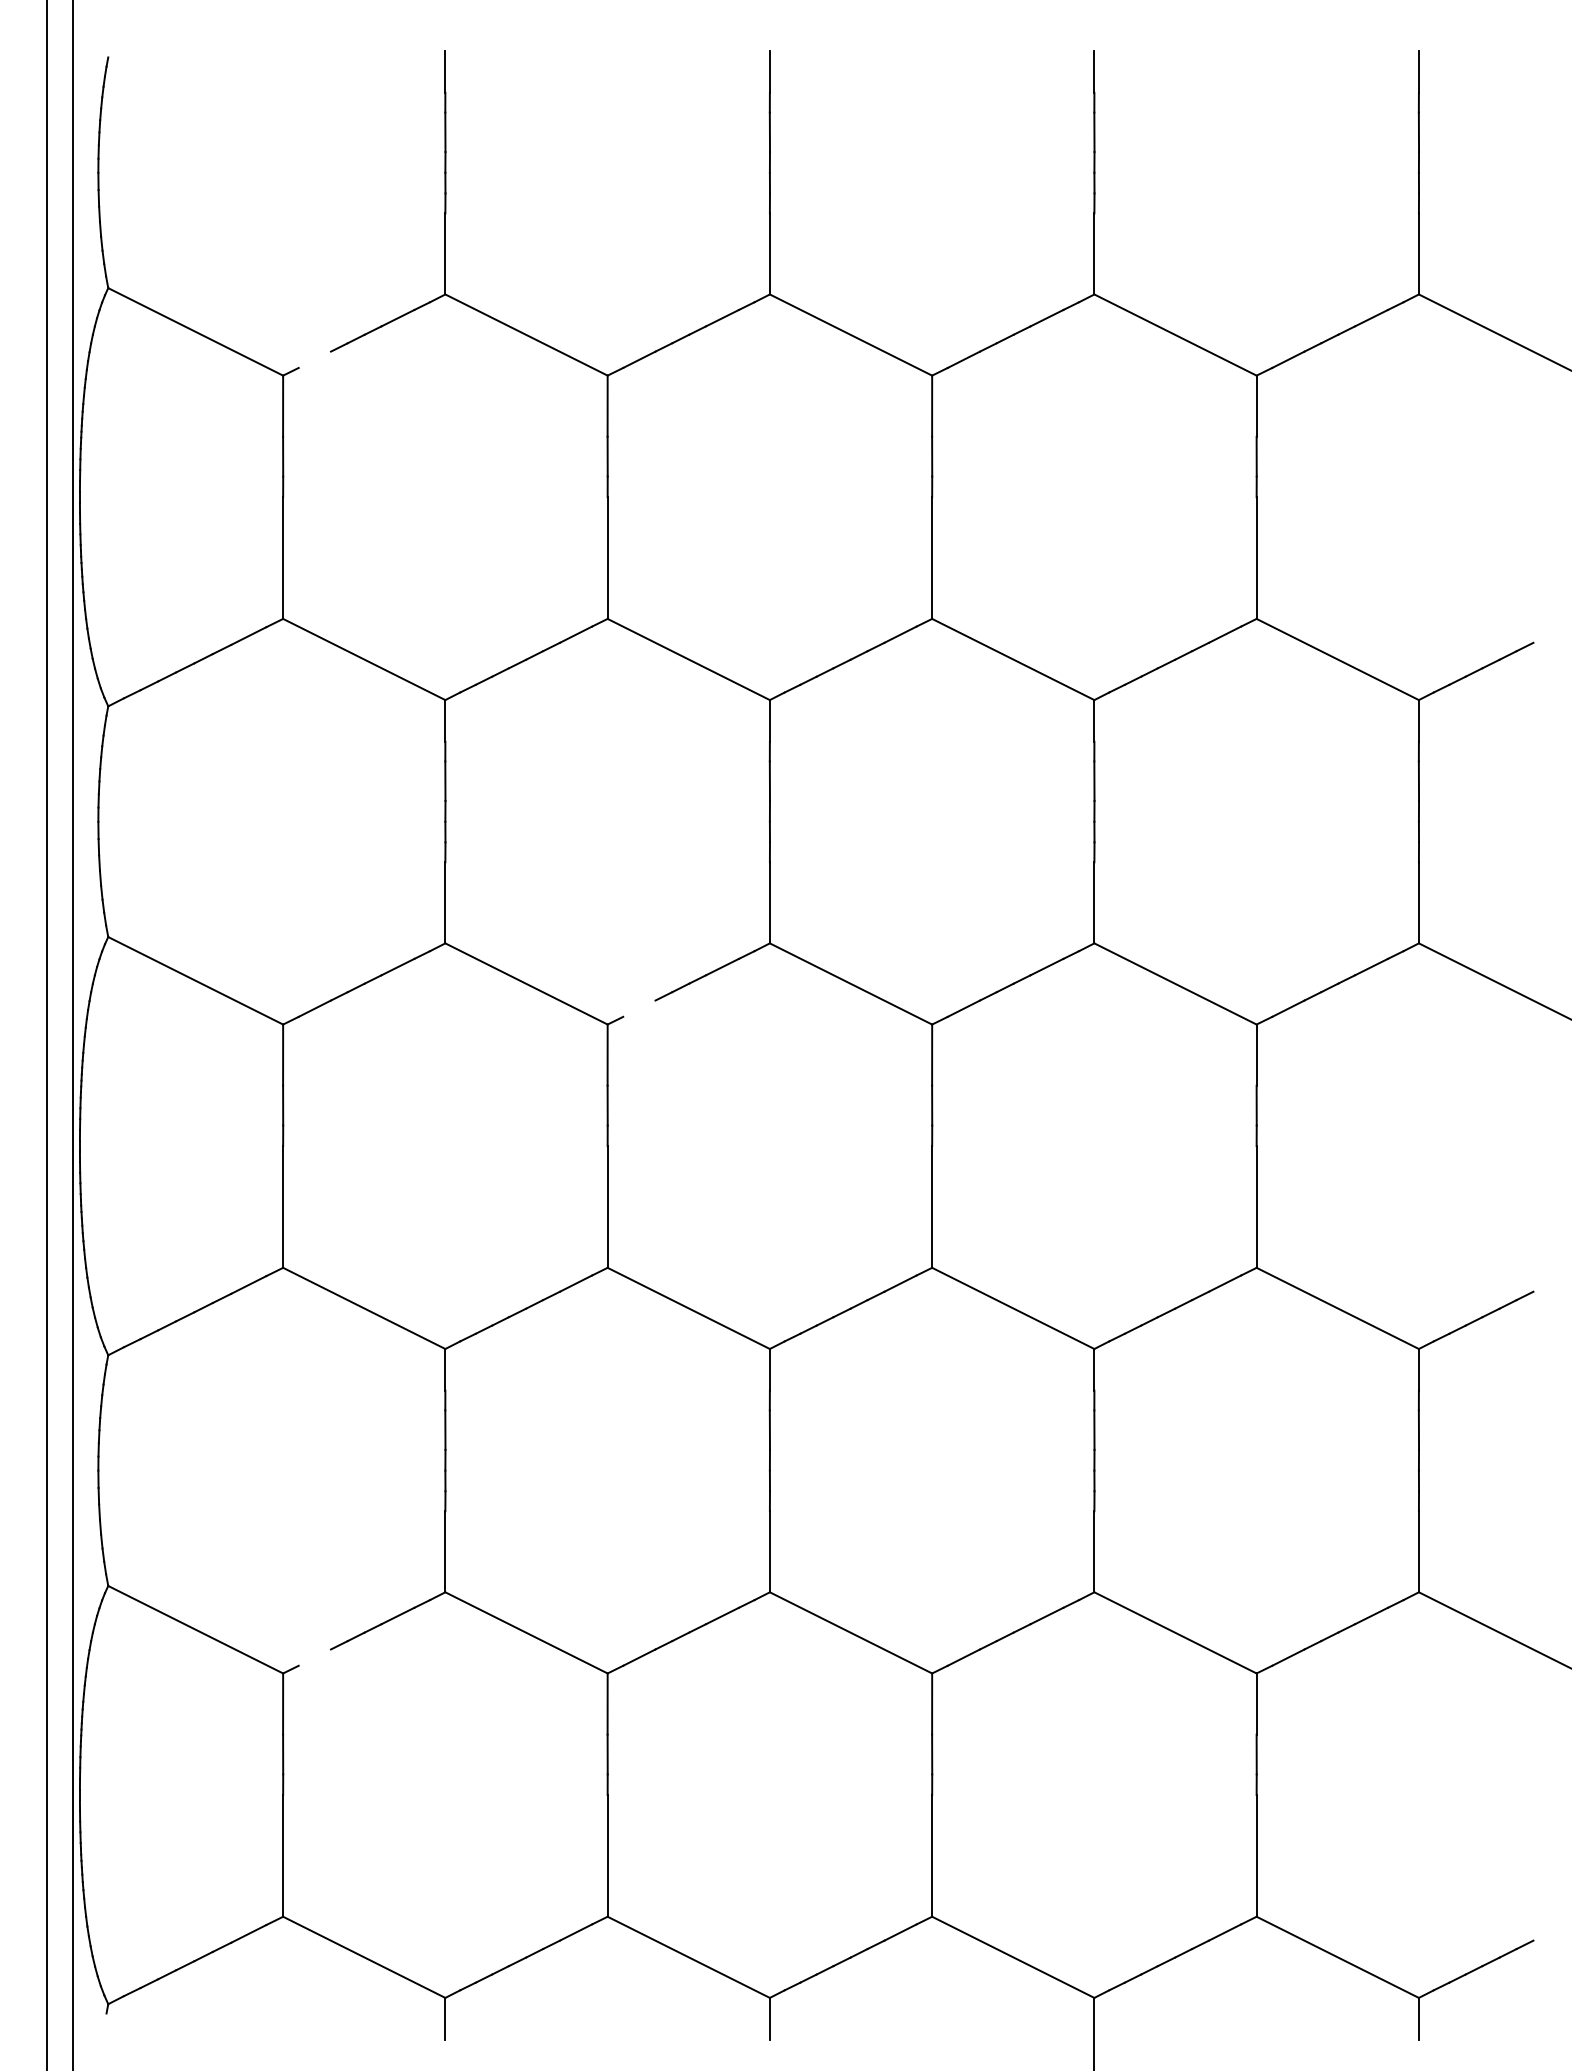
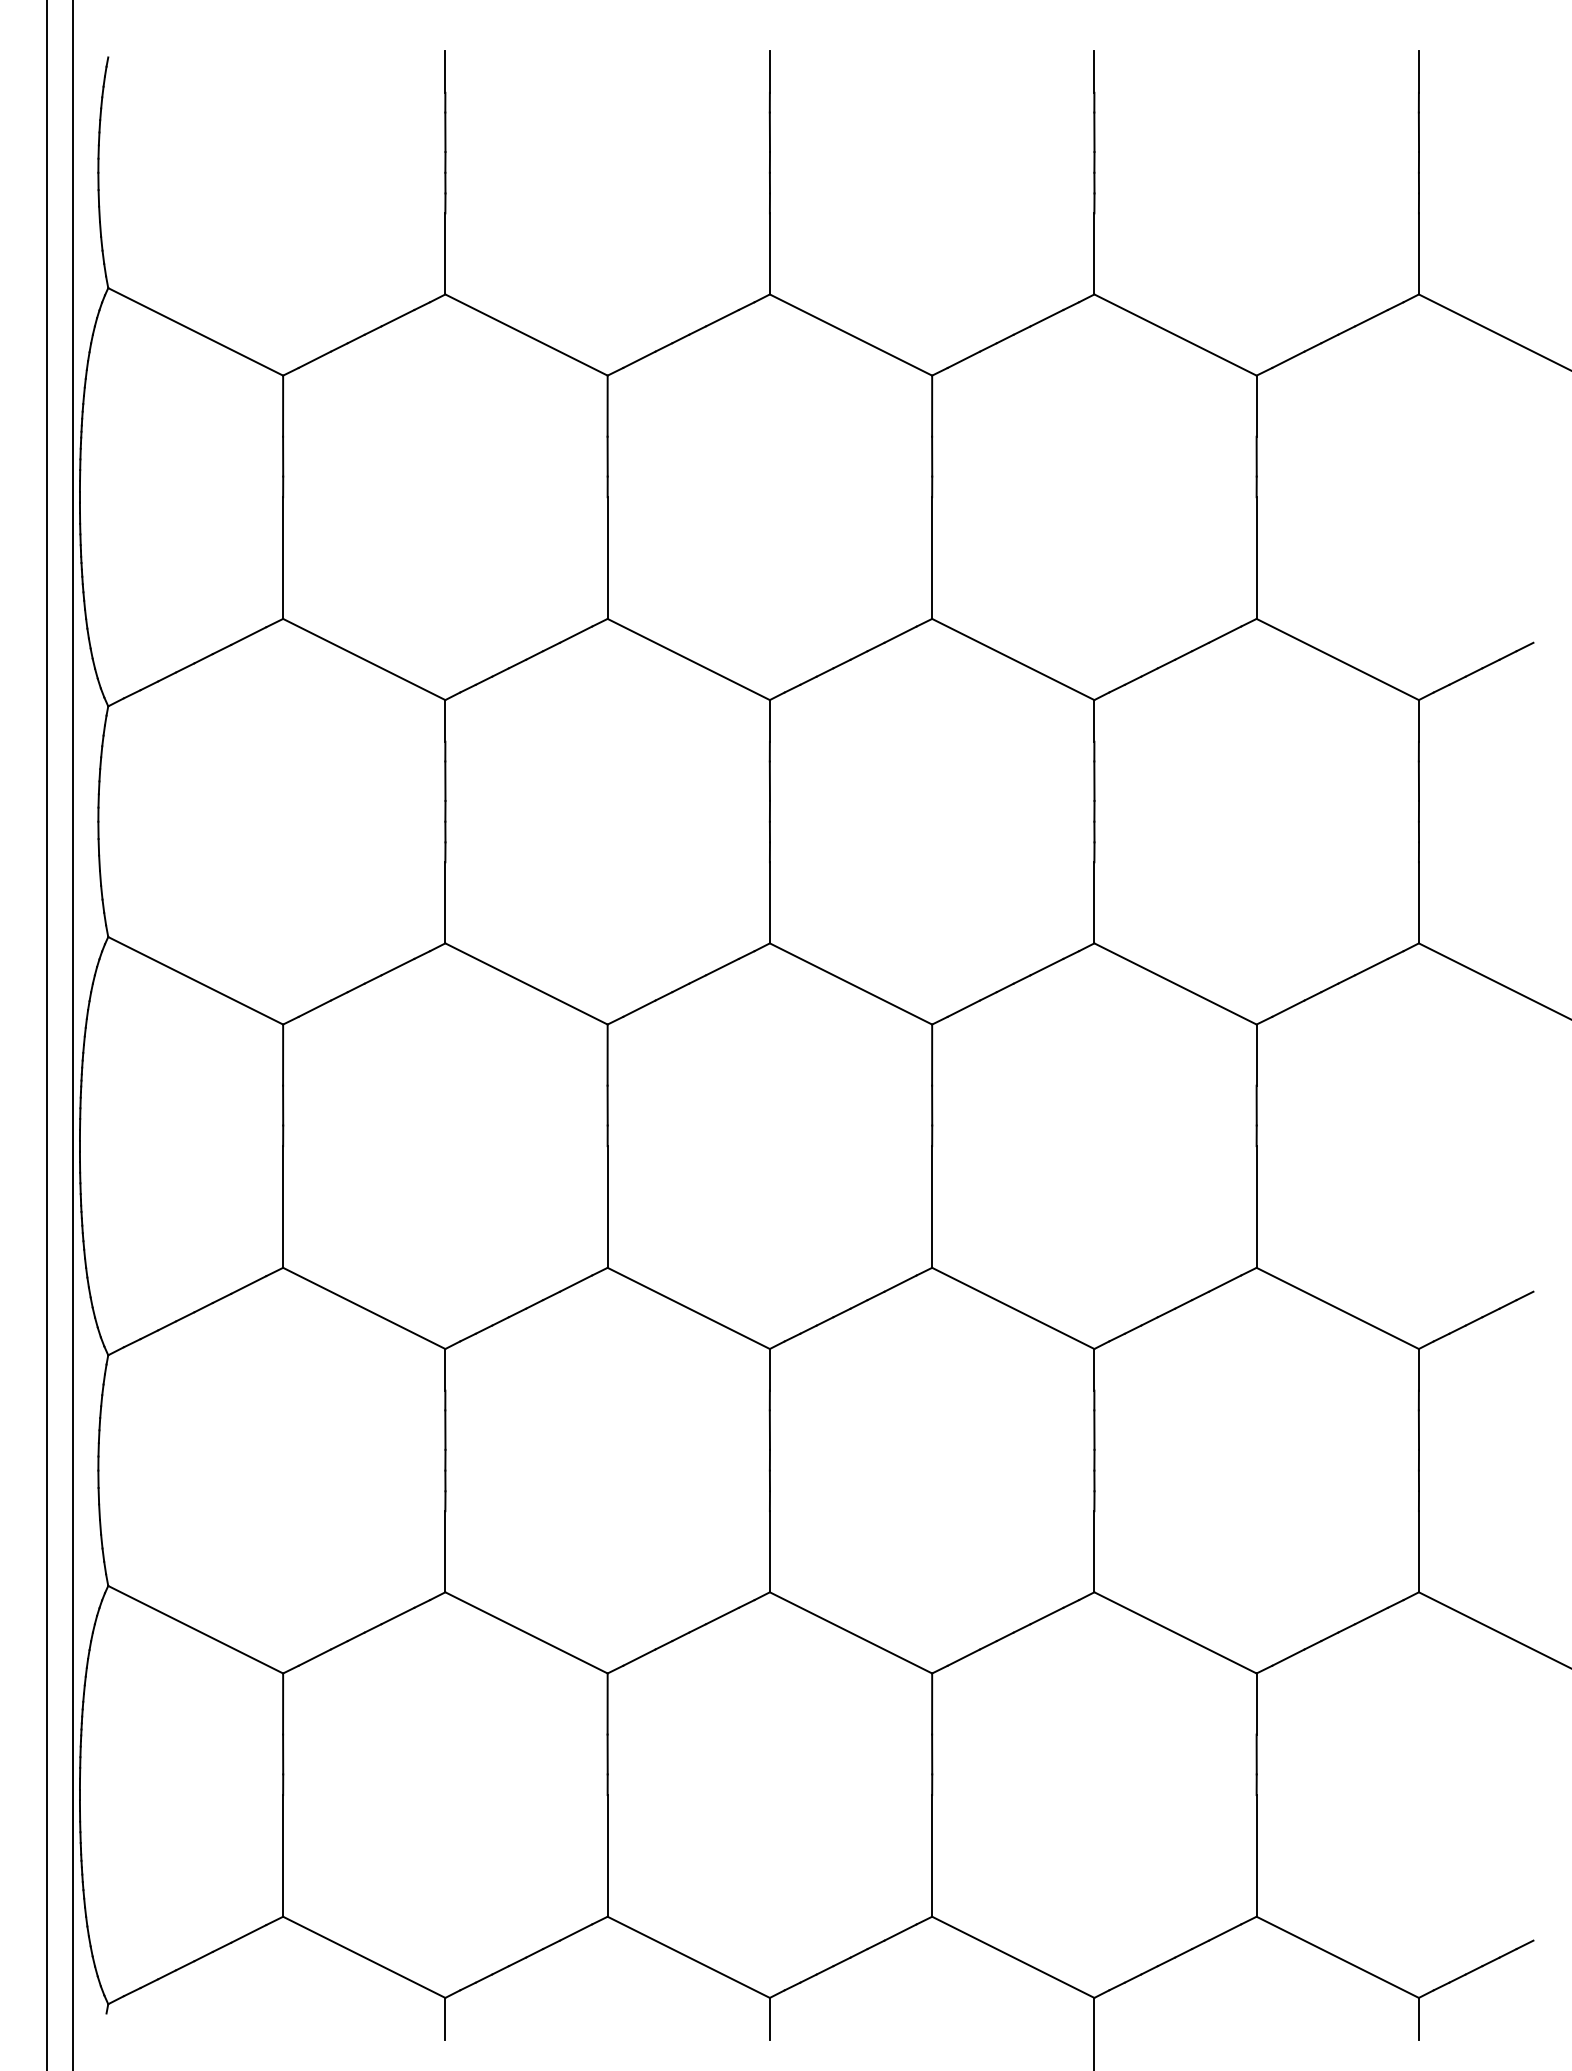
line: none -> present (314, 359)
line: none -> present (639, 1008)
line: none -> present (314, 1657)
